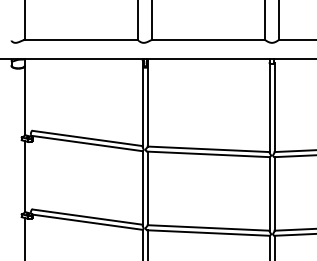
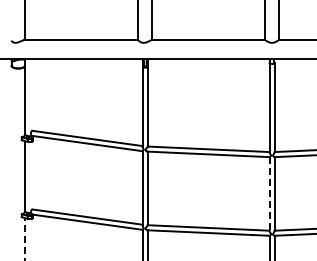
line: solid -> dashed (269, 194)
line: solid -> dashed (24, 238)
